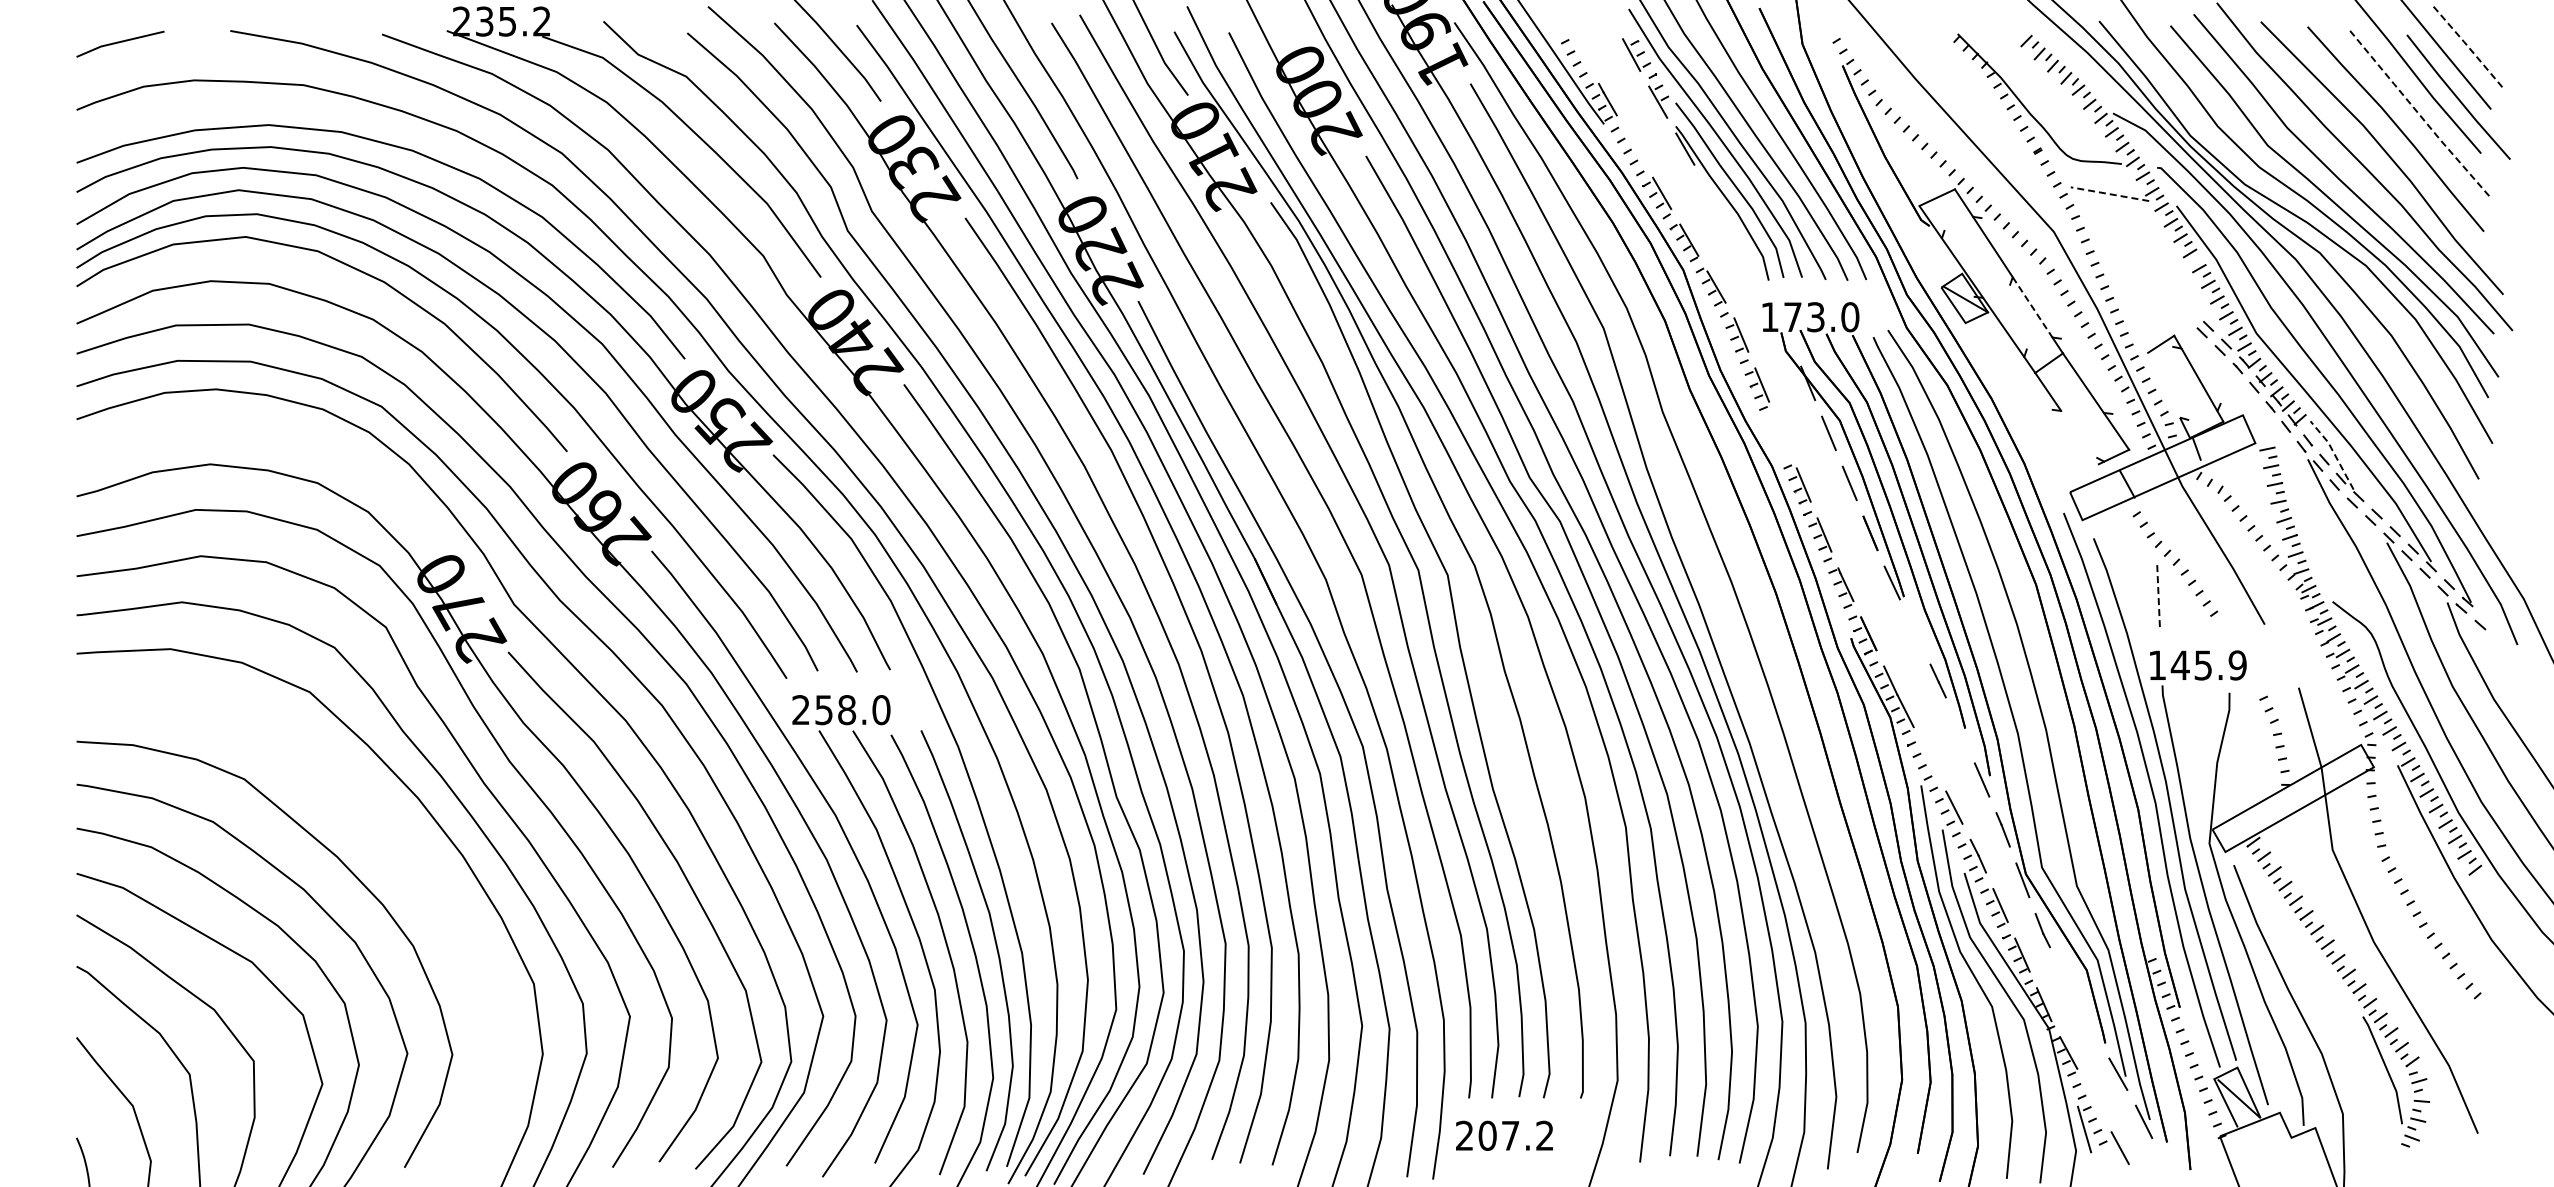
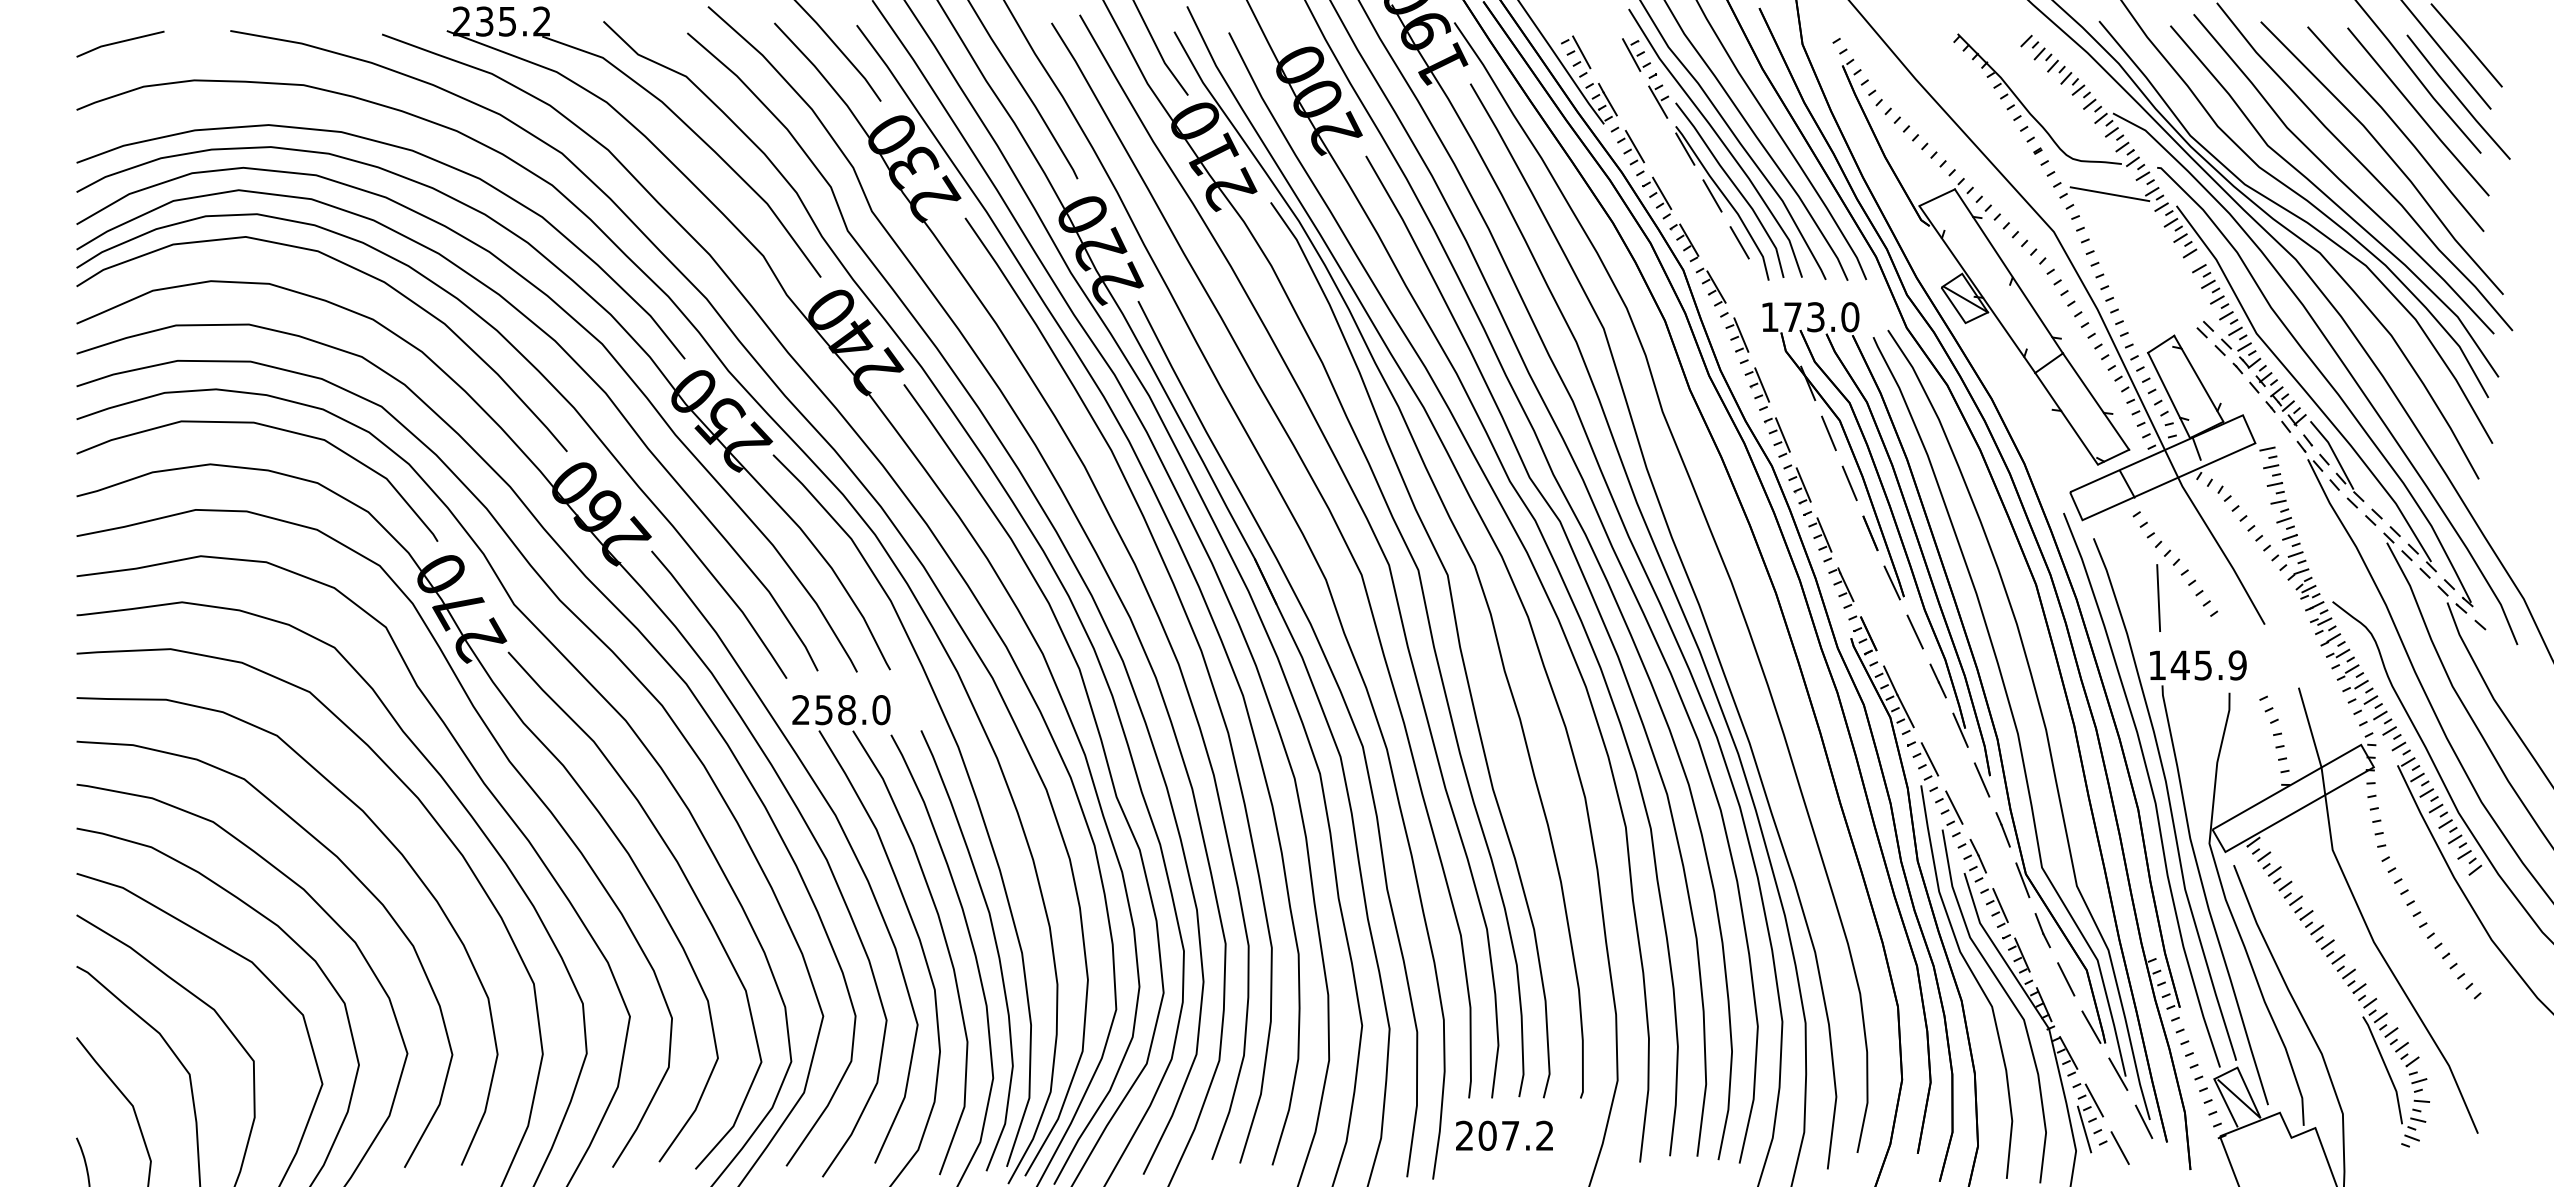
line: dashed -> solid (2466, 44)
line: none -> present (1581, 52)
line: dashed -> solid (2417, 112)
line: none -> present (1634, 146)
line: dashed -> solid (2109, 194)
line: none -> present (1712, 195)
line: none -> present (1739, 242)
line: dashed -> solid (2032, 306)
line: none -> present (2163, 384)
curve: none -> present (272, 428)
part: none -> present (1776, 437)
line: none -> present (2079, 437)
line: dashed -> solid (2333, 452)
line: dashed -> solid (2158, 598)
line: none -> present (1914, 631)
line: none -> present (1960, 729)
line: none -> present (1929, 759)
curve: none -> present (389, 842)
line: none -> present (2066, 979)
line: none -> present (2091, 1026)
line: none -> present (2094, 1100)
